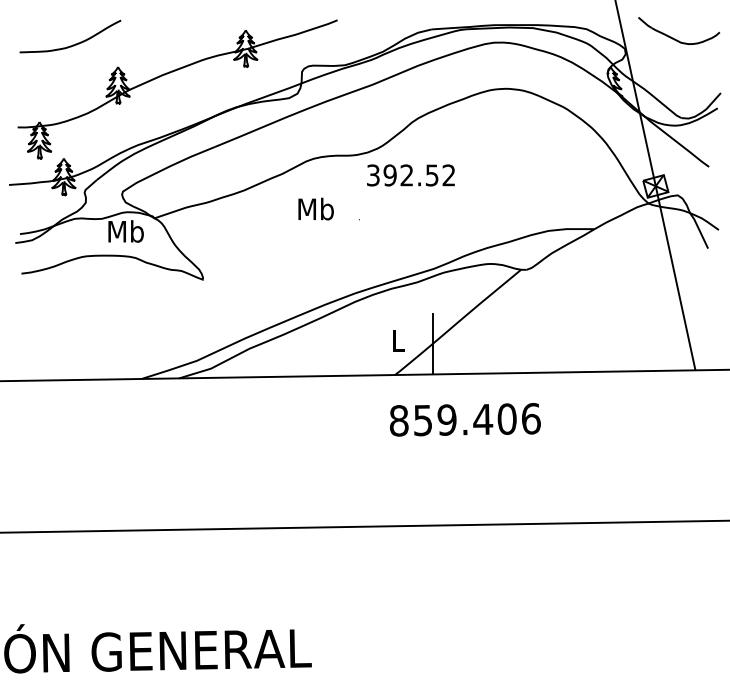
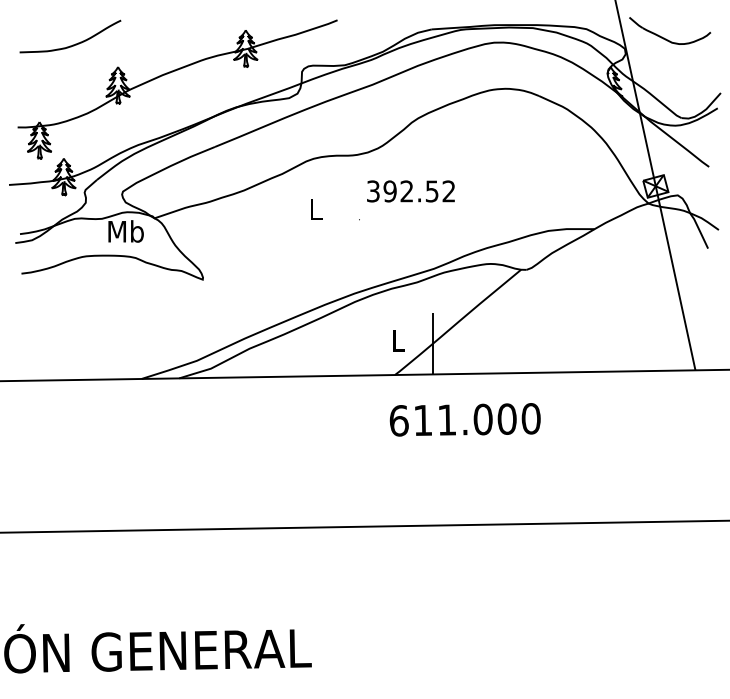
part position: (675, 38) -> (666, 38) (666, 38)
text position: (410, 175) -> (410, 191) (410, 191)
text: Mb -> L (315, 208)
text: 859.406 -> 611.000 (464, 419)
